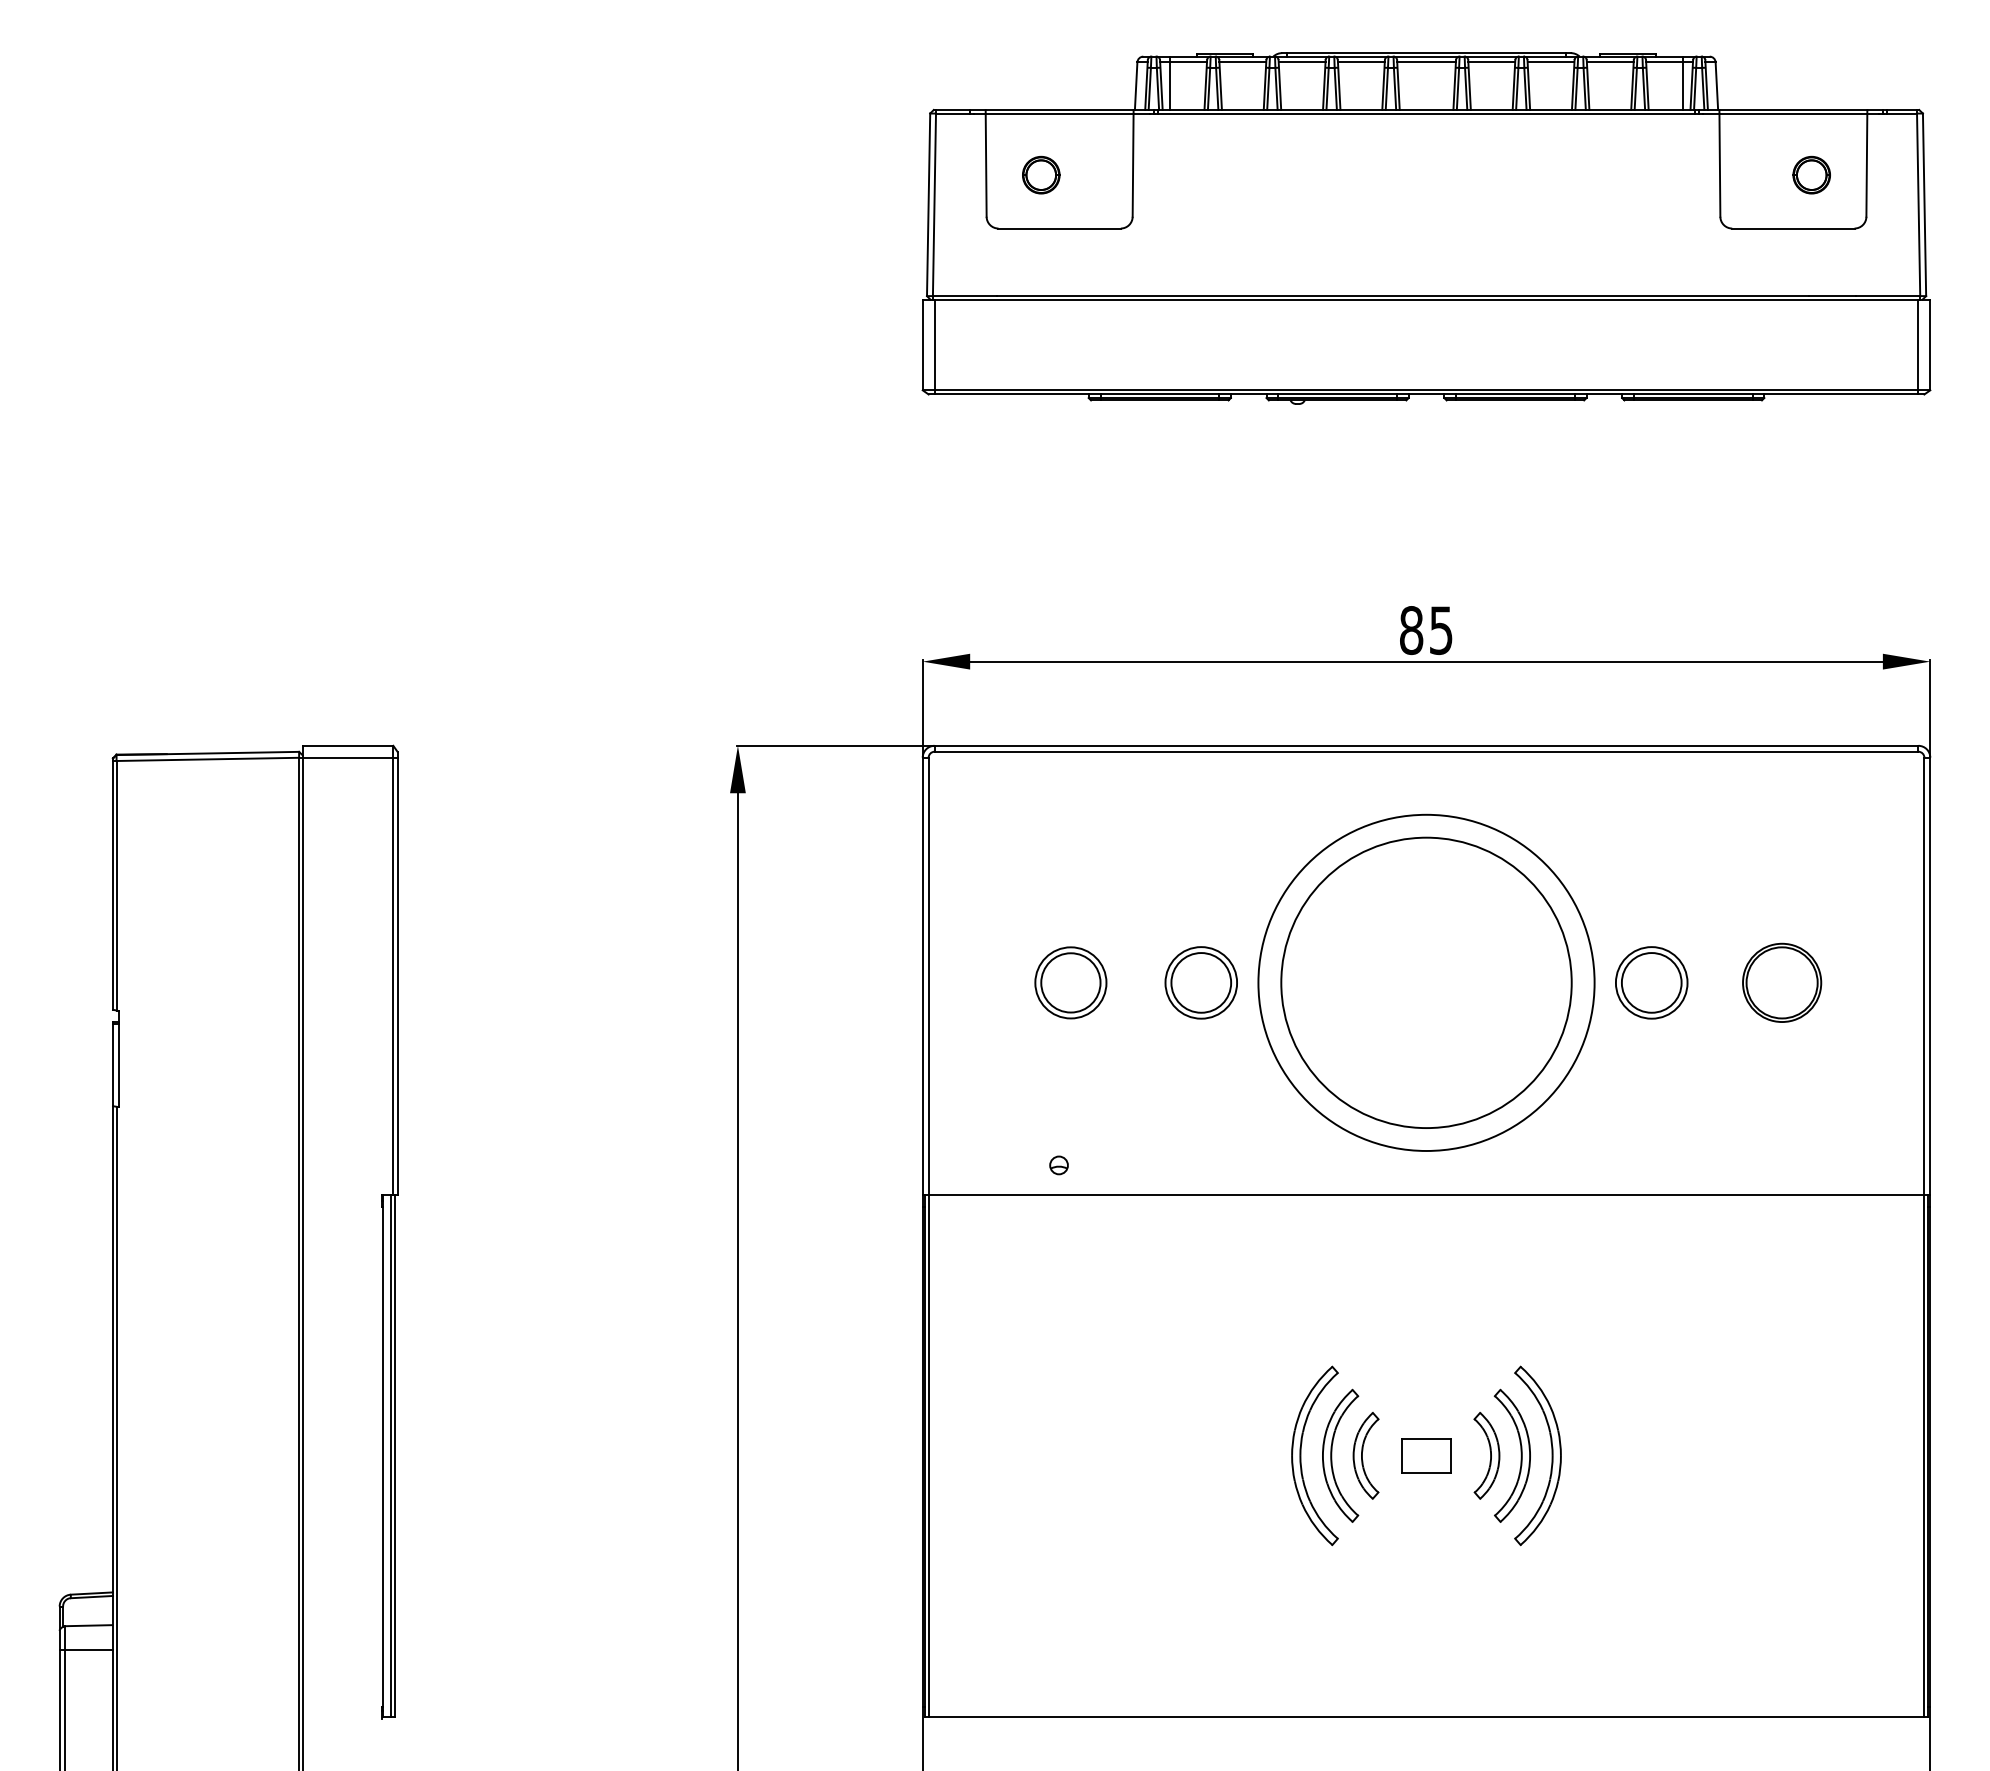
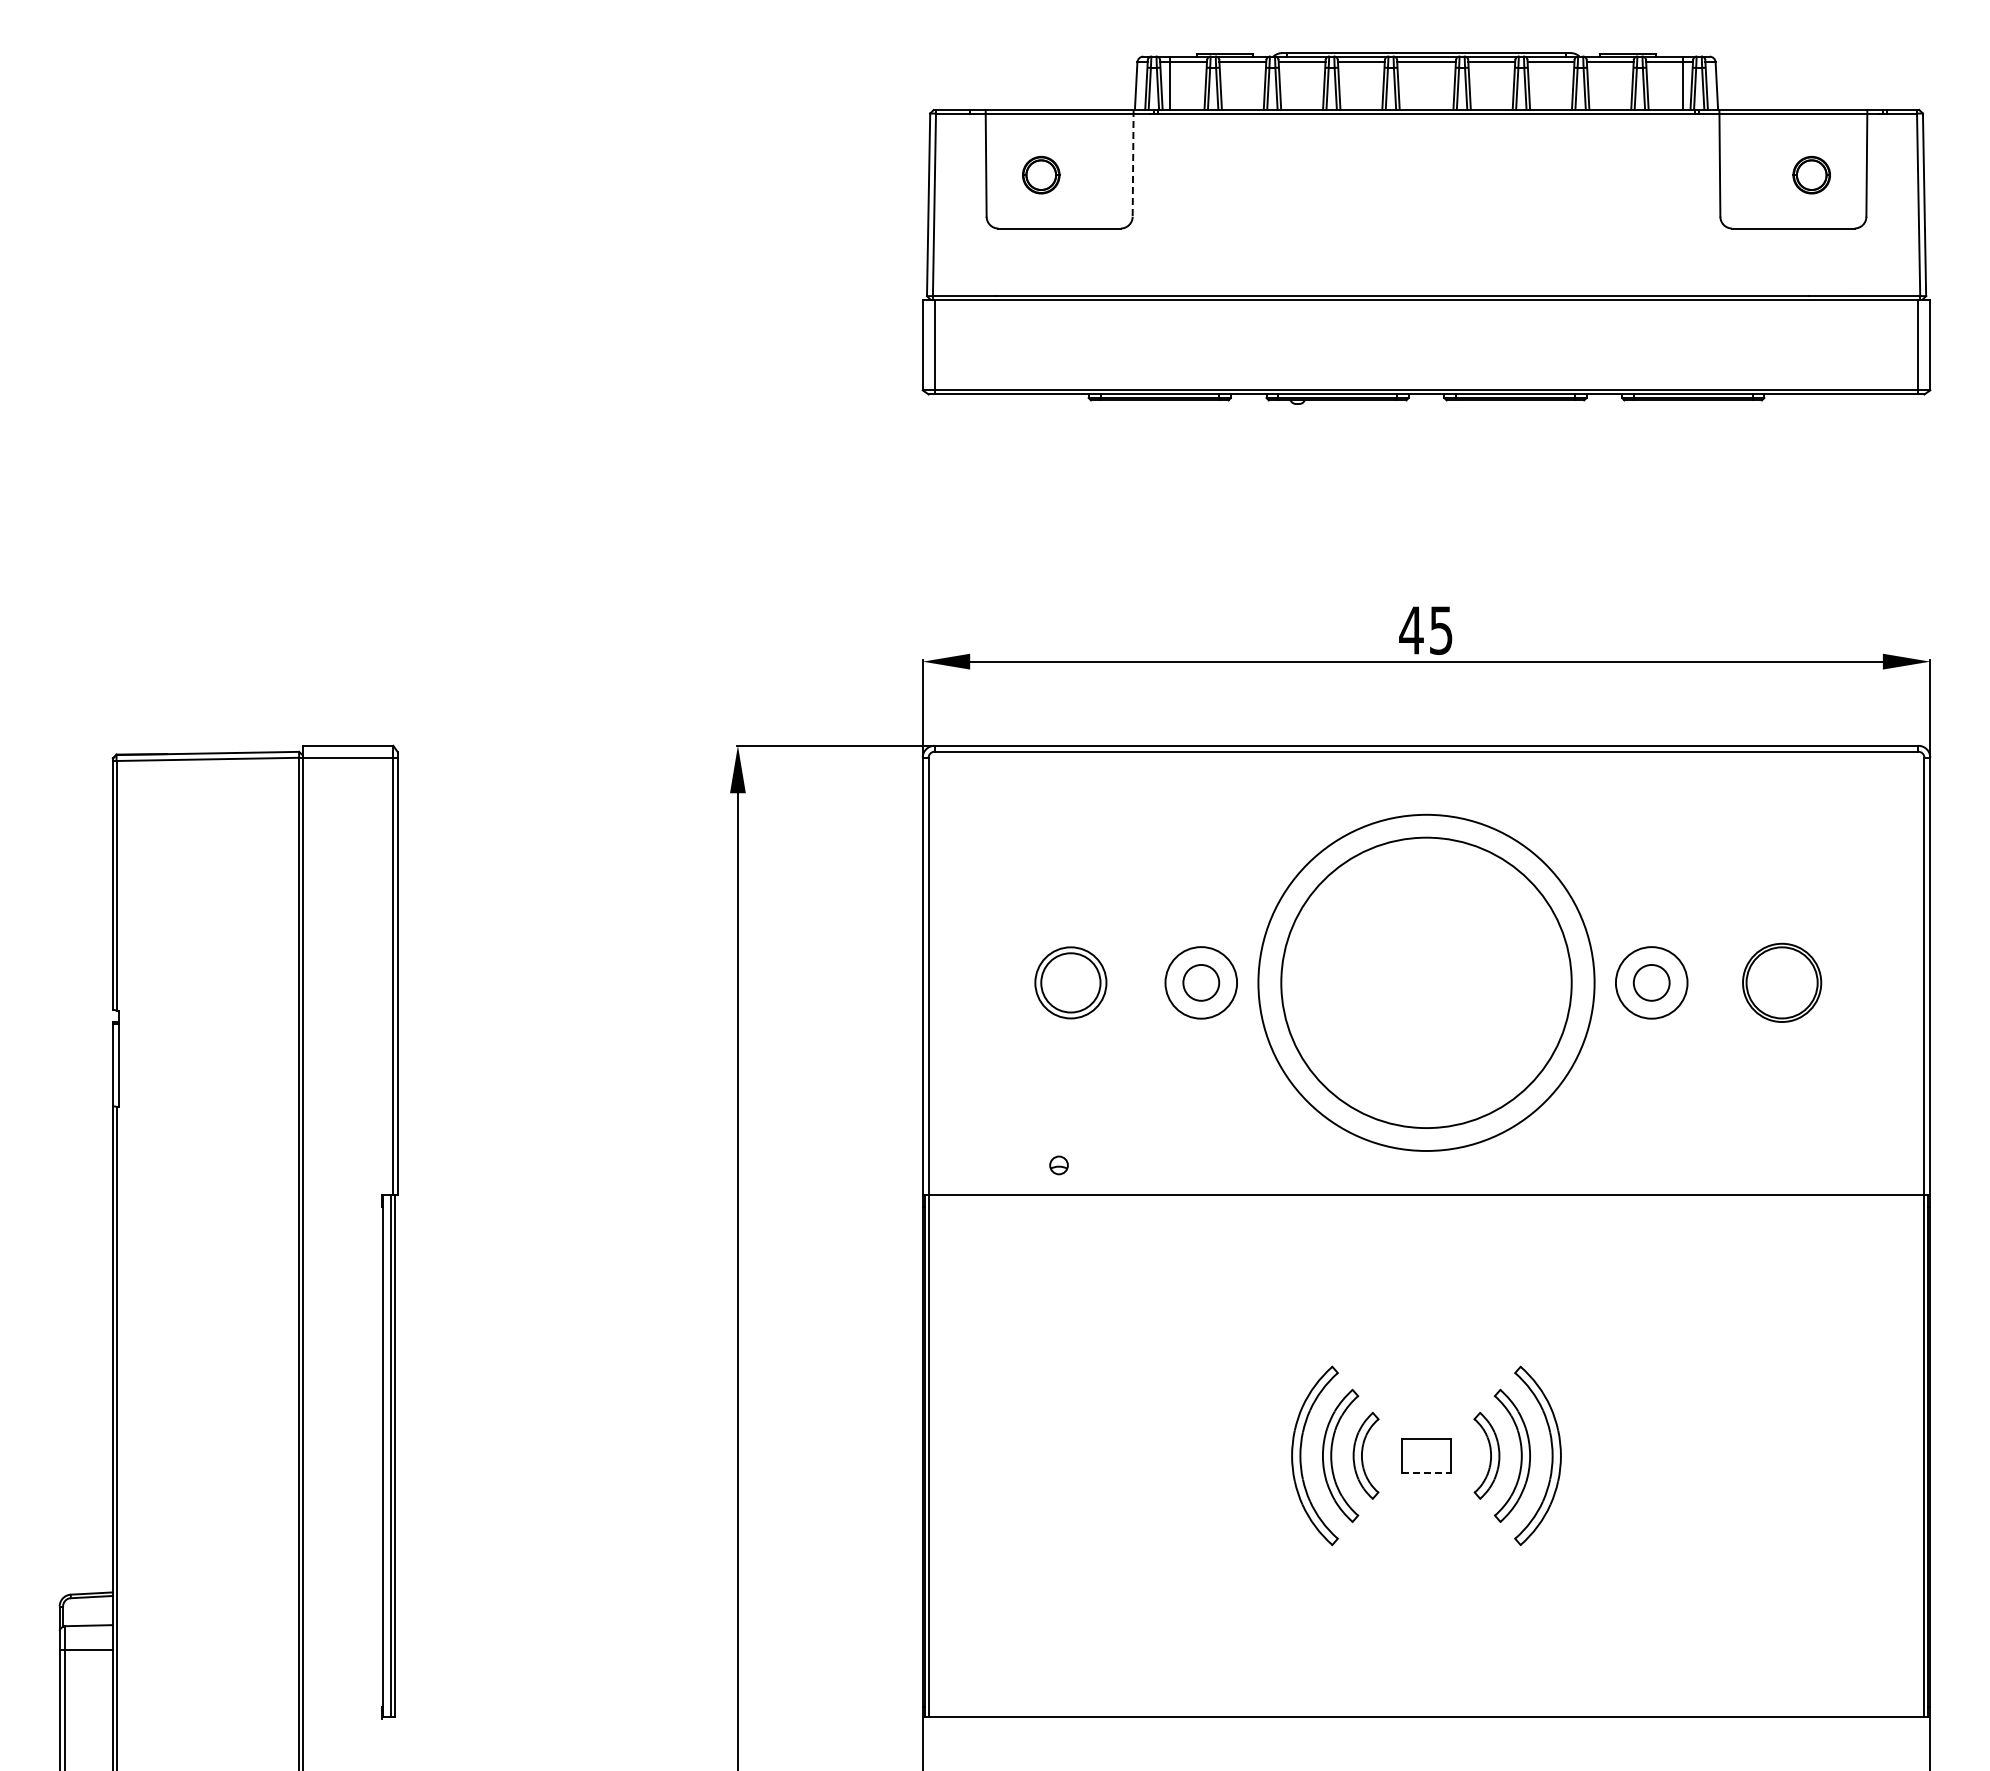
line: solid -> dashed (1133, 163)
text: 85 -> 45 (1411, 630)
circle diameter: 60 px -> 36 px (1201, 982)
circle diameter: 60 px -> 36 px (1651, 982)
line: solid -> dashed (1427, 1472)
